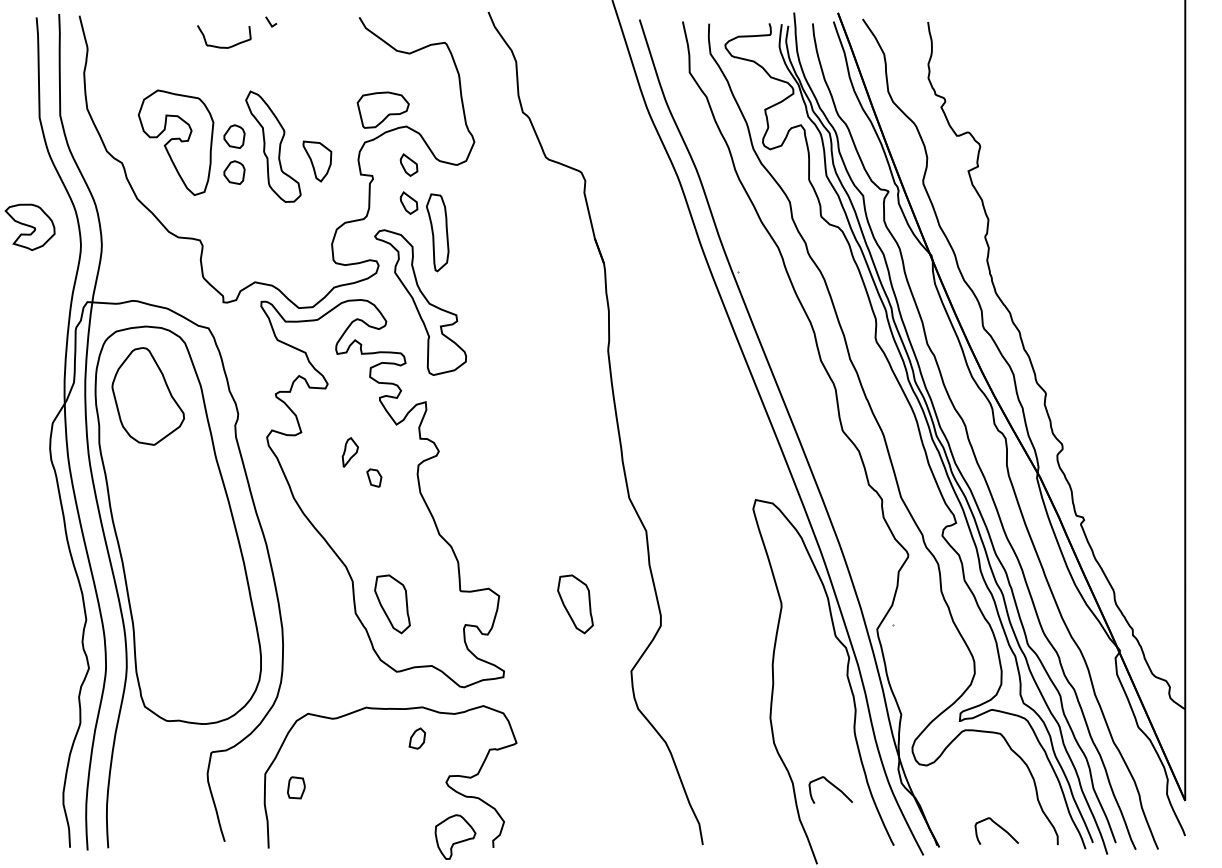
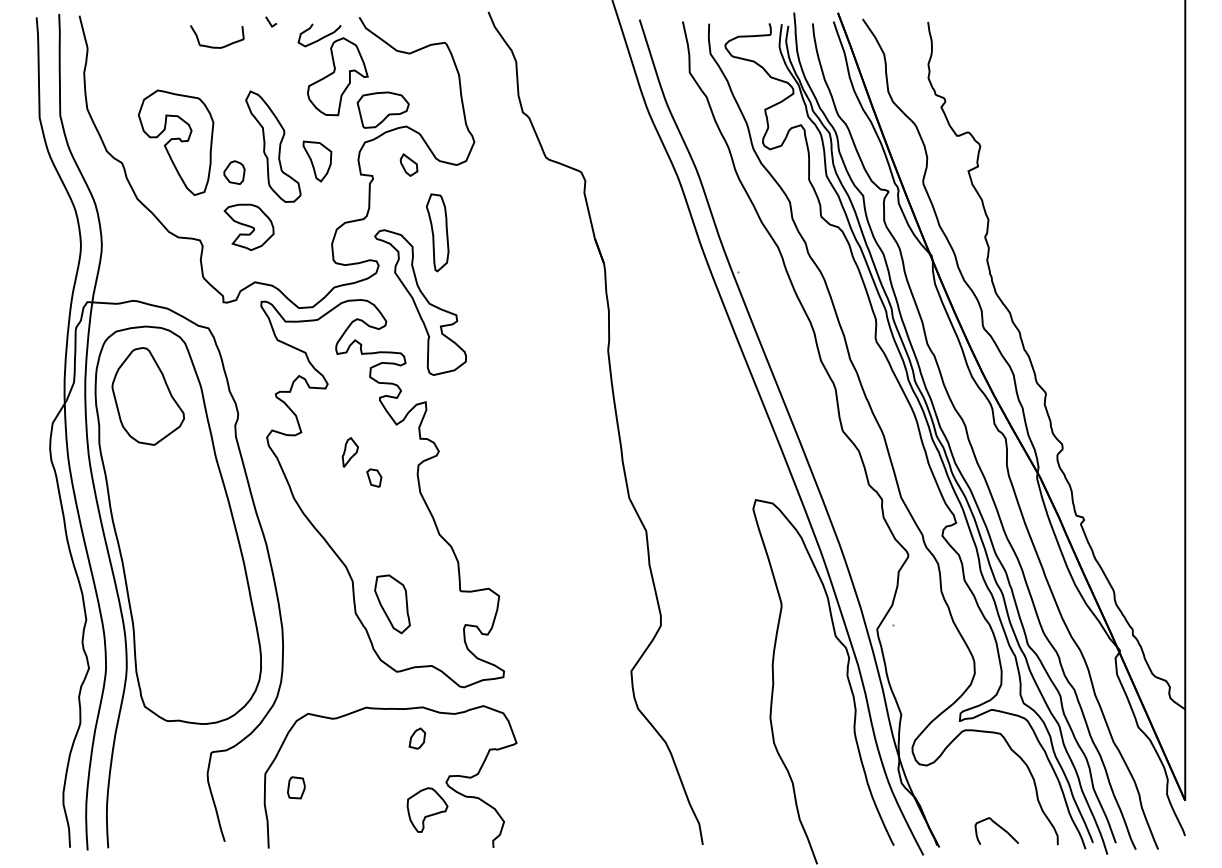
curve position: (224, 46) -> (217, 46) (217, 46)
part: none -> present (332, 69)
part: present -> none (234, 136)
part: present -> none (408, 202)
part position: (29, 226) -> (248, 226) (248, 226)
part: present -> none (575, 604)
curve: present -> none (833, 786)
part position: (455, 836) -> (427, 809) (427, 809)
